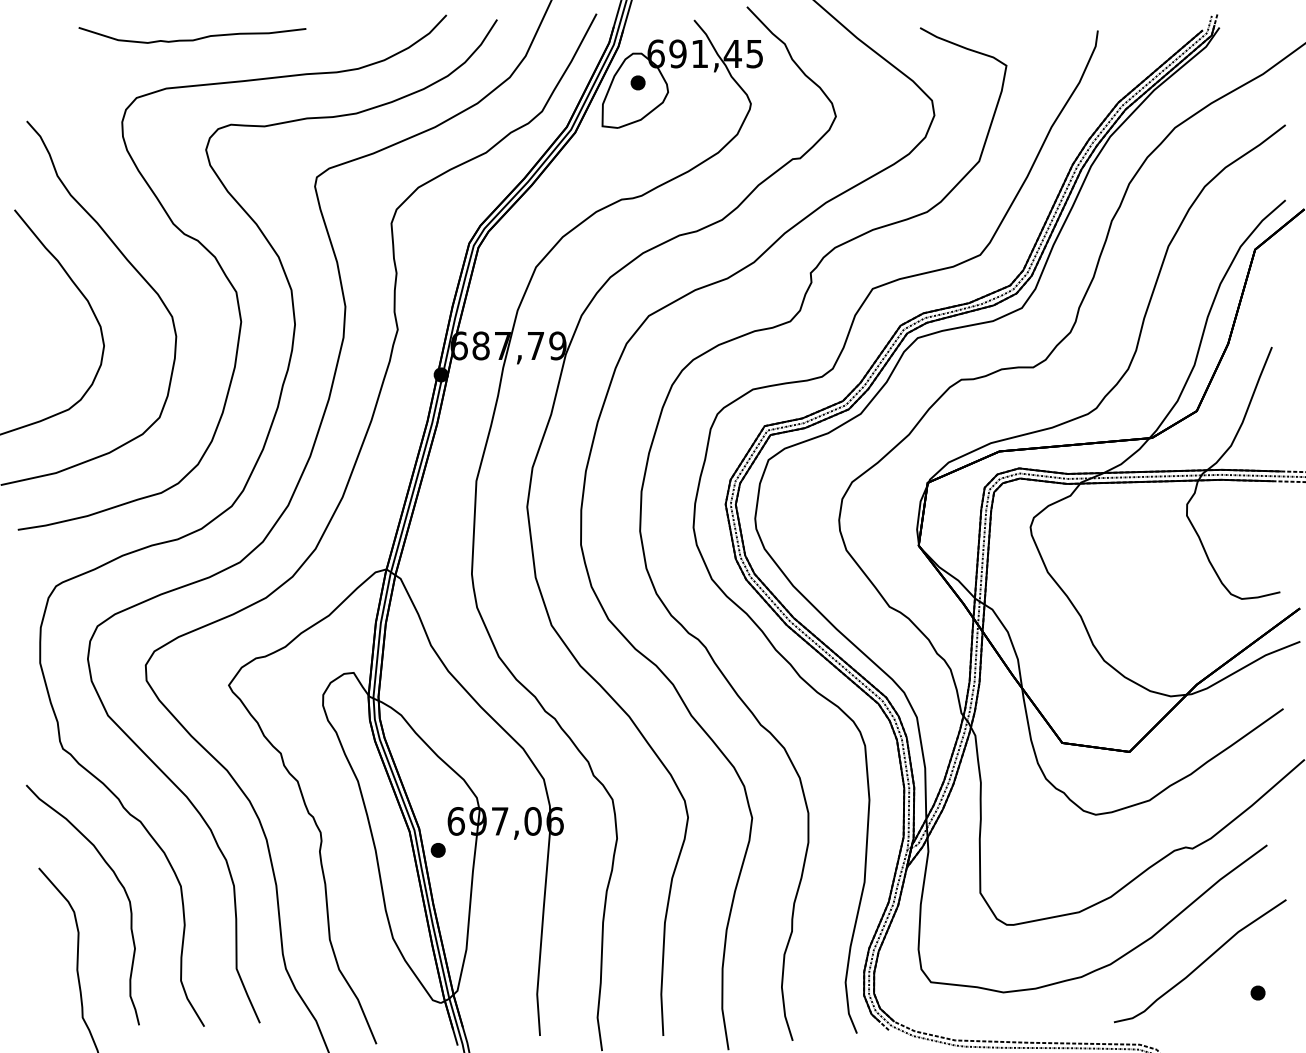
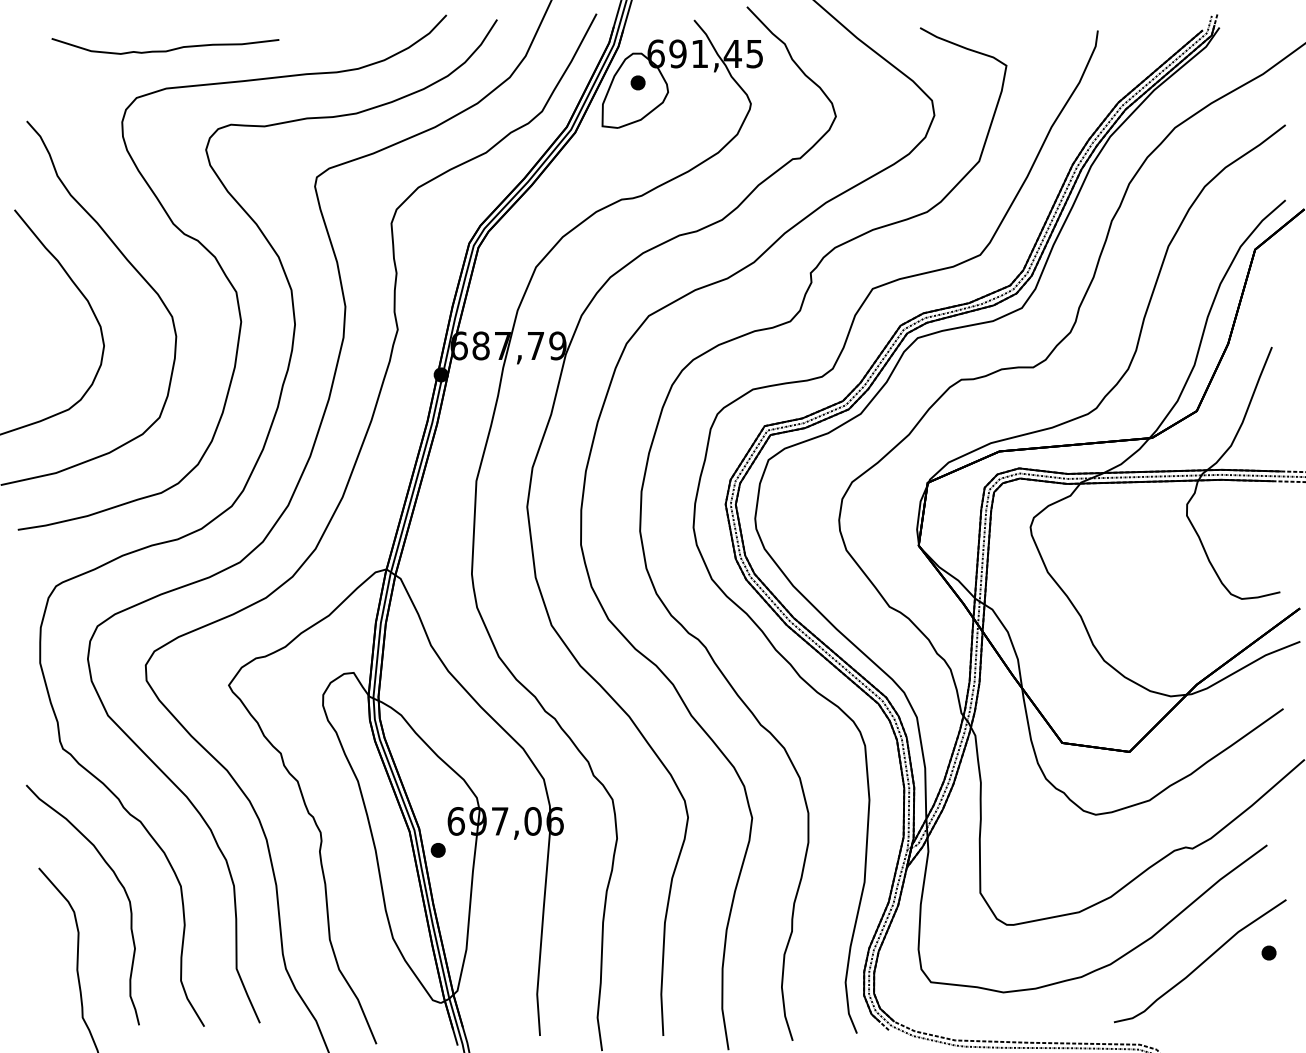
curve position: (192, 39) -> (165, 50) (165, 50)
part position: (1257, 992) -> (1268, 952) (1268, 952)
